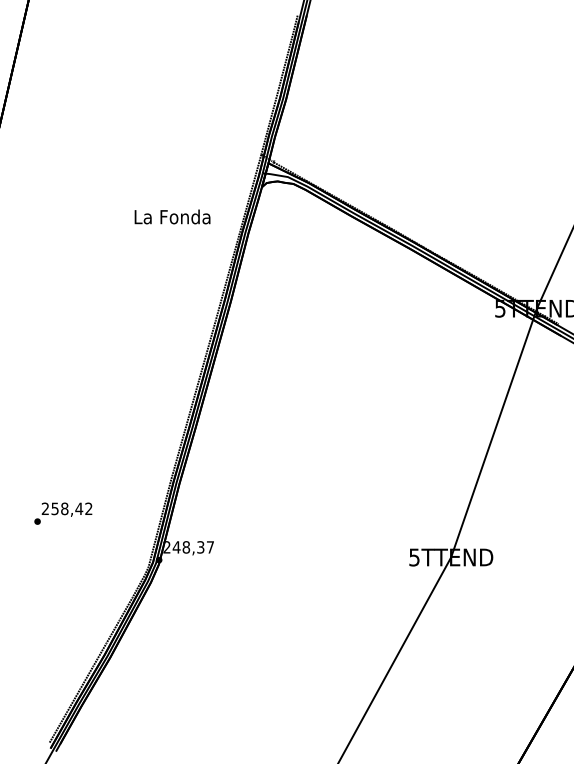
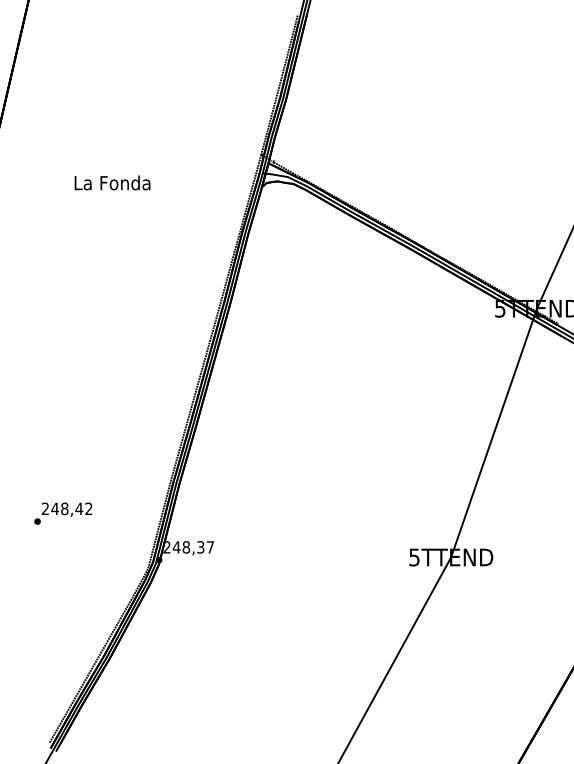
text position: (172, 216) -> (112, 182) (112, 182)
text: 258,42 -> 248,42 (55, 508)
